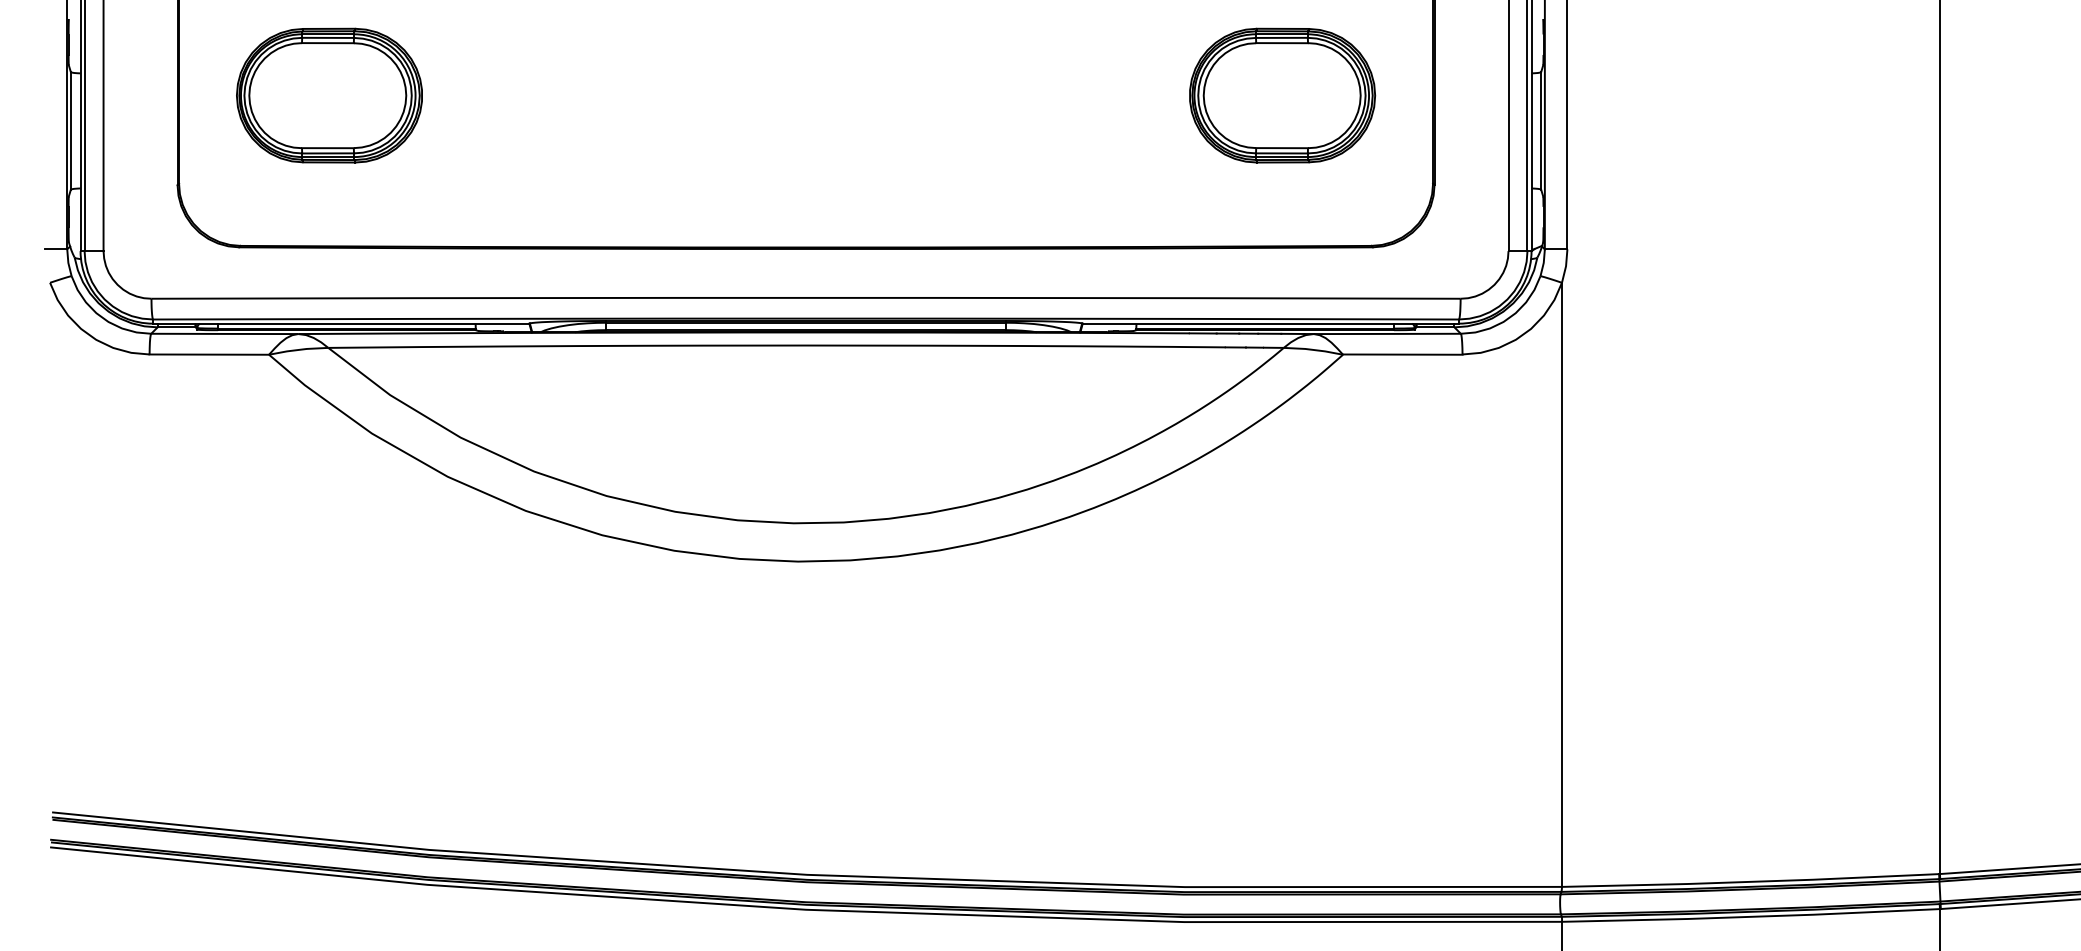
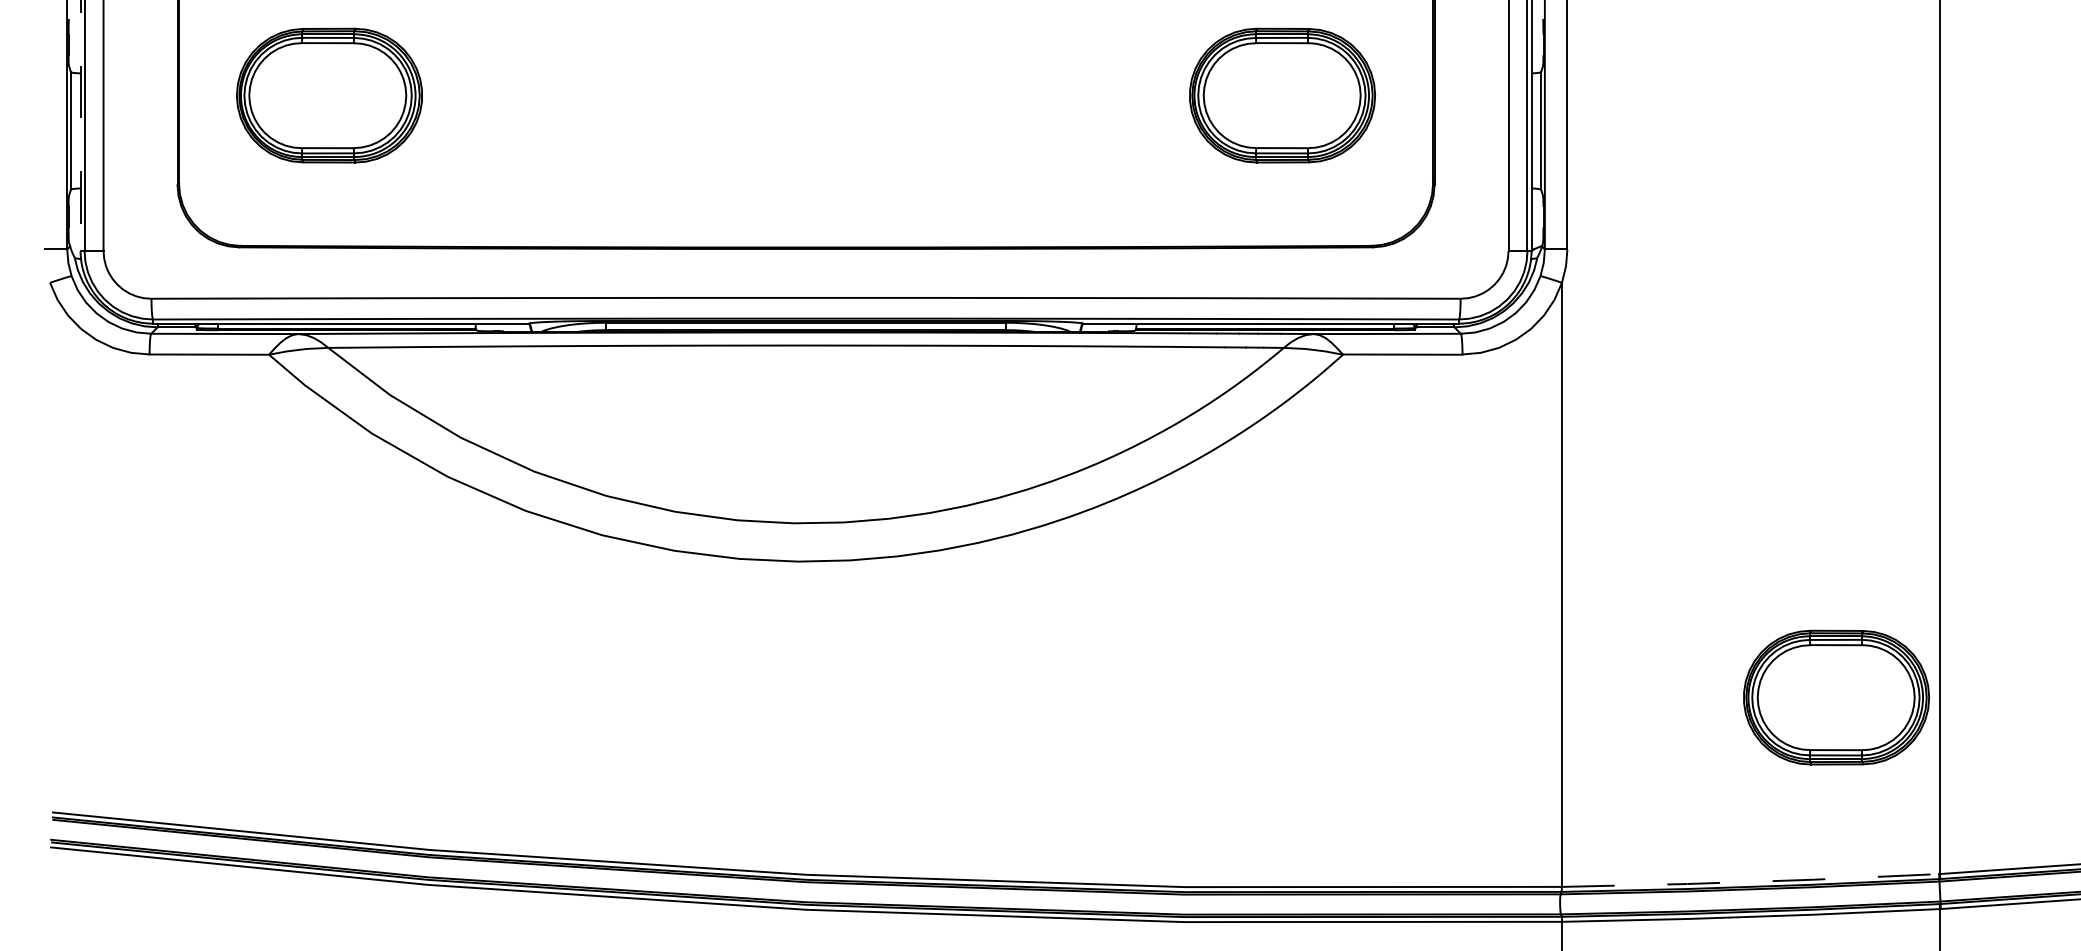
line: solid -> dashed (80, 126)
part: none -> present (1836, 697)
line: solid -> dashed (1751, 881)
